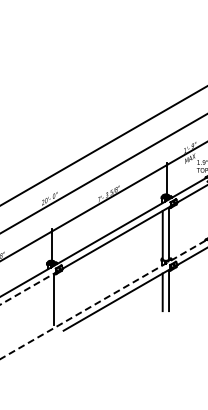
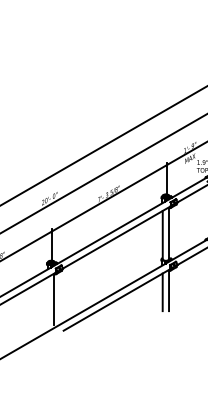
line: dashed -> solid (28, 288)
line: dashed -> solid (103, 299)
